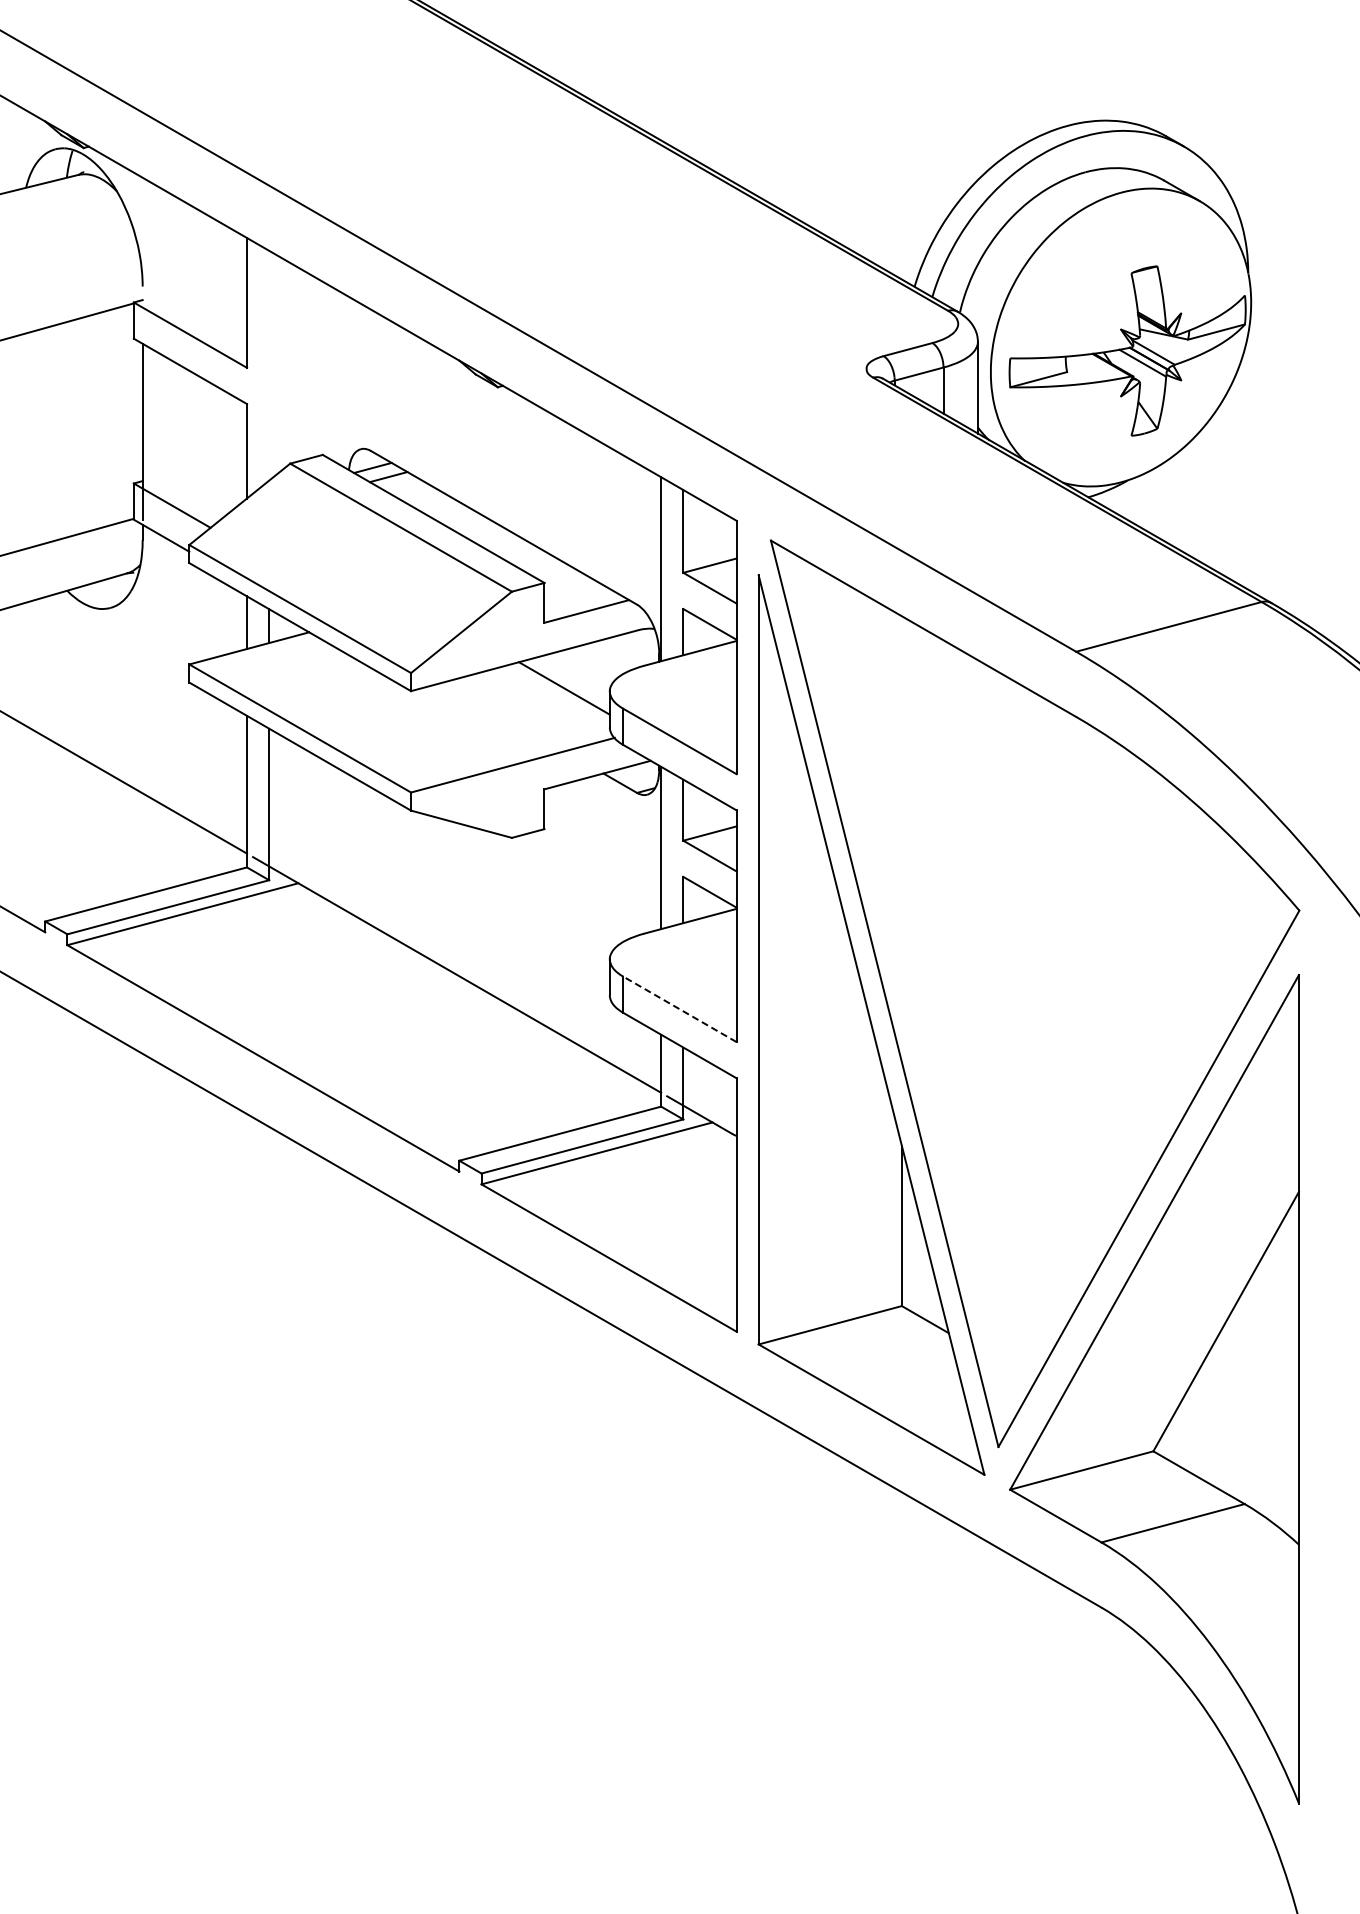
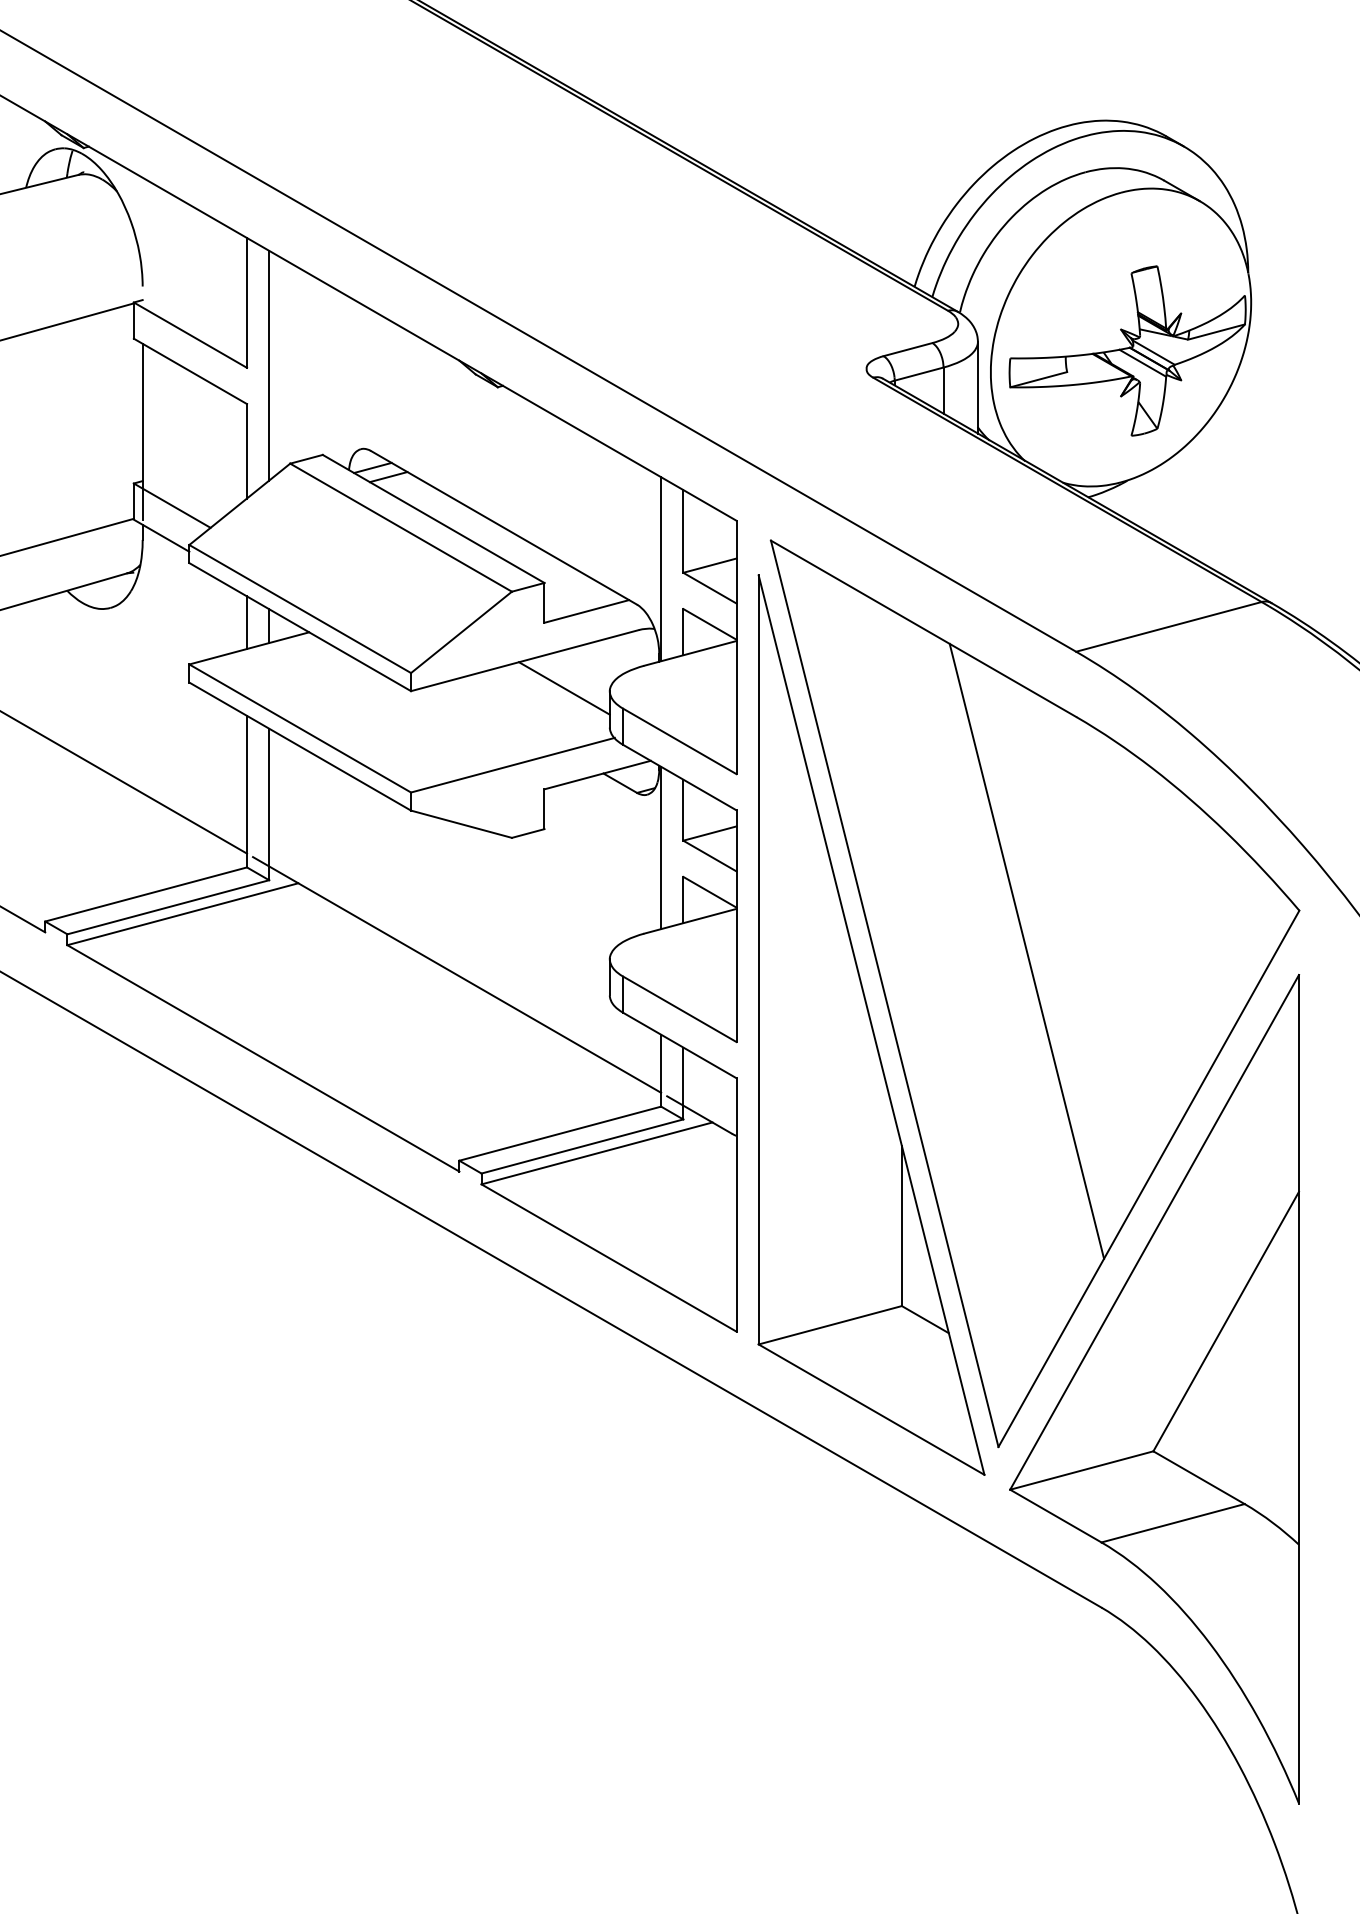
line: none -> present (269, 365)
line: none -> present (1026, 950)
line: dashed -> solid (679, 1009)
